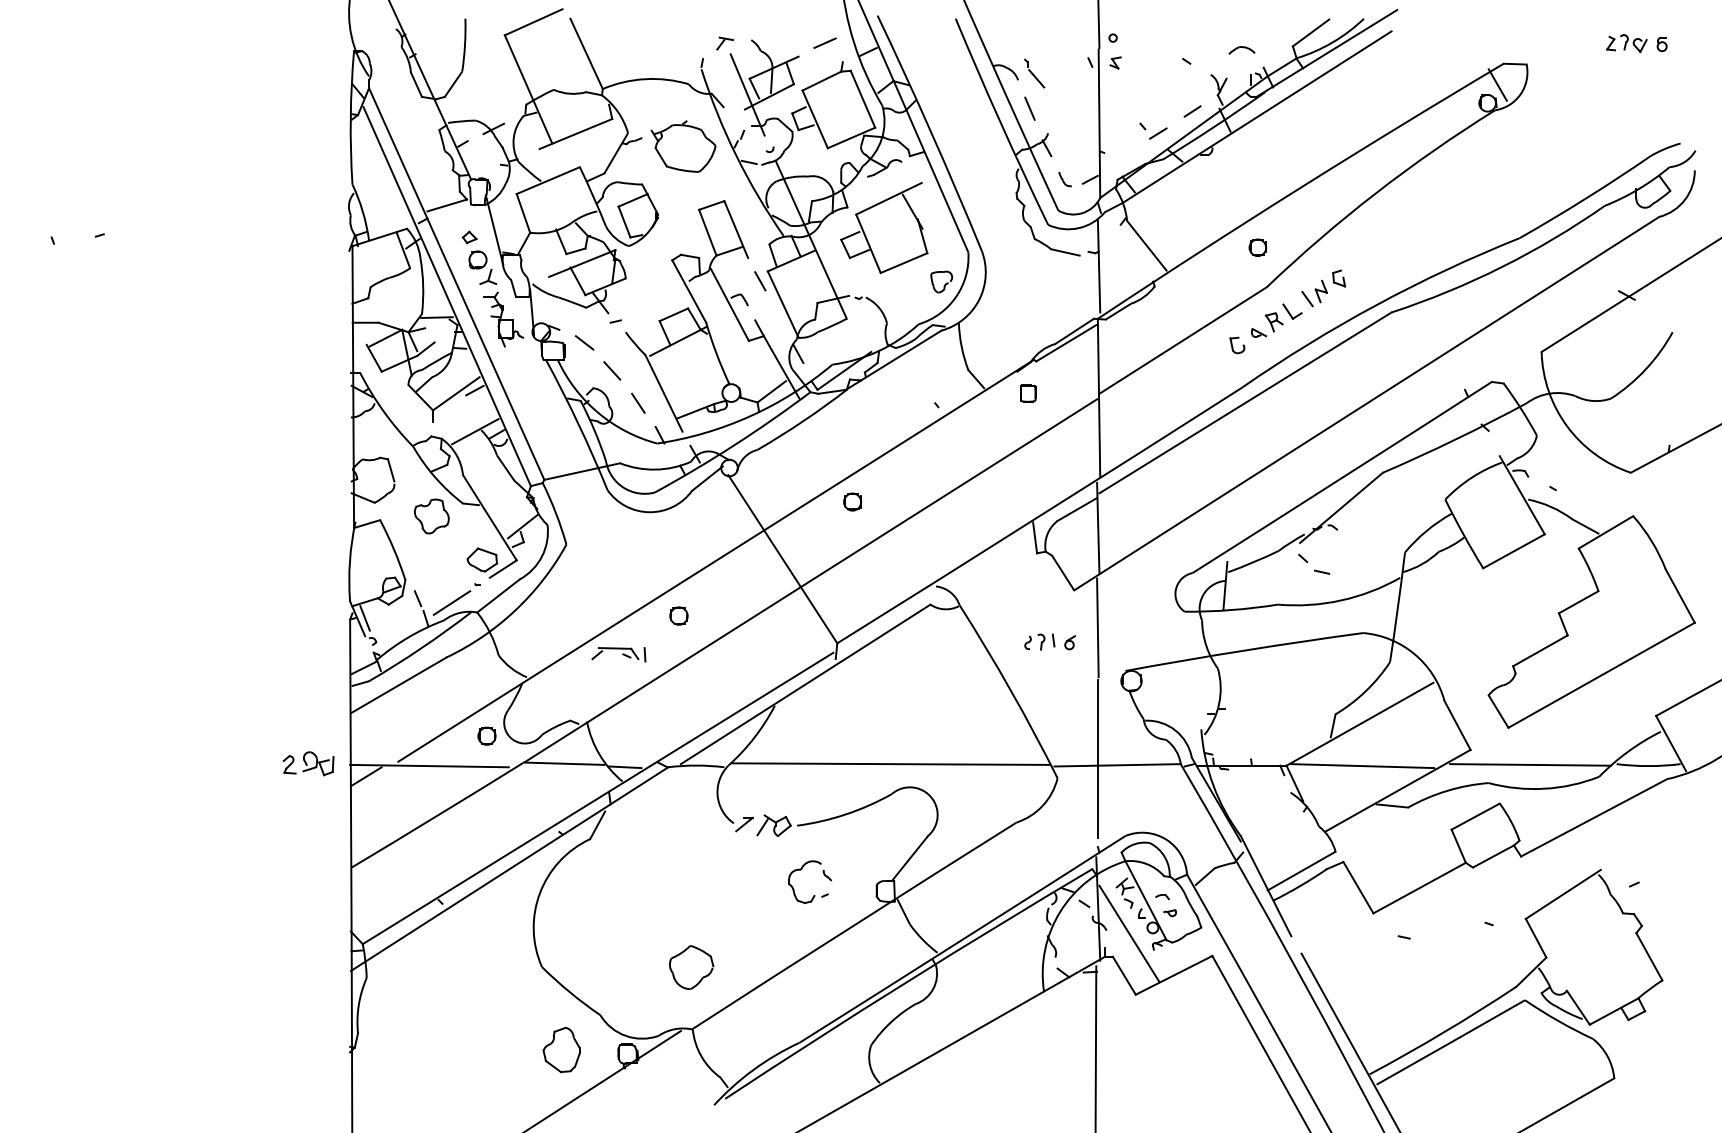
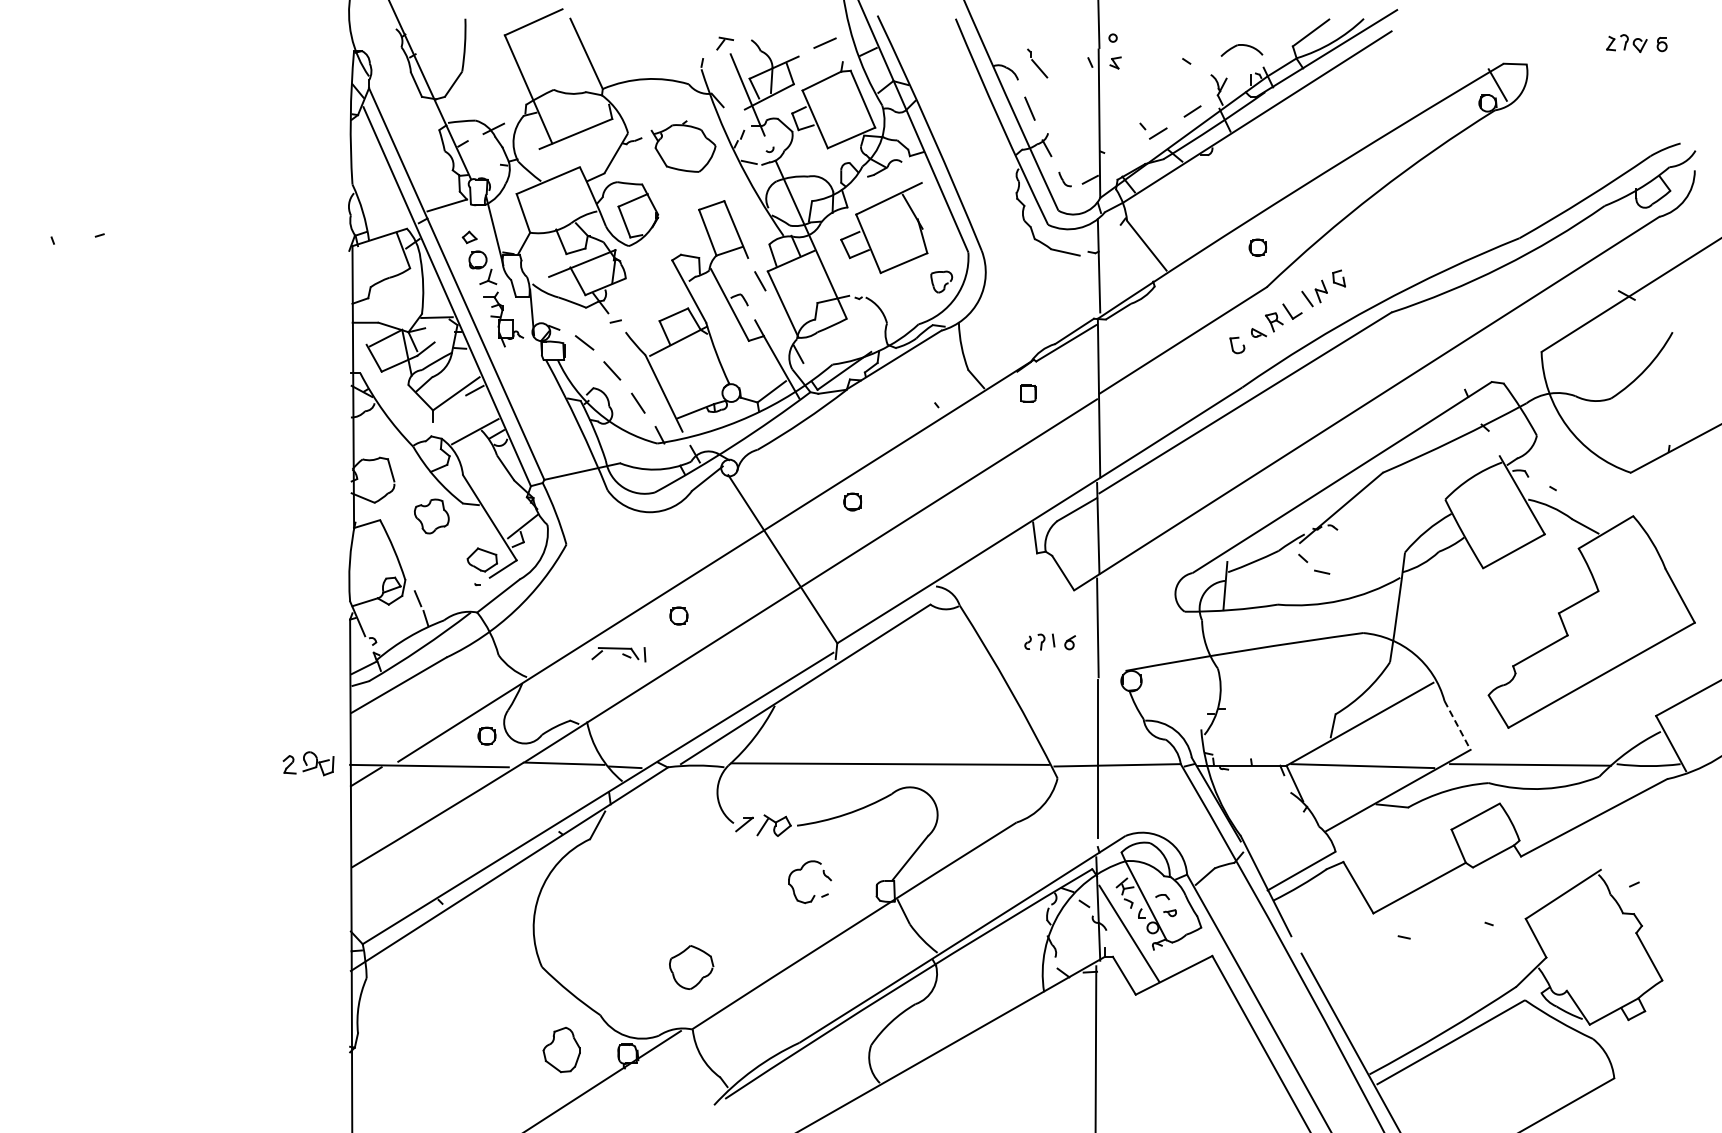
part size: 28x9 px -> 44x13 px (1241, 50)
part position: (1034, 73) -> (1037, 63) (1037, 63)
line: present -> none (451, 602)
line: present -> none (364, 618)
line: solid -> dashed (1457, 725)
